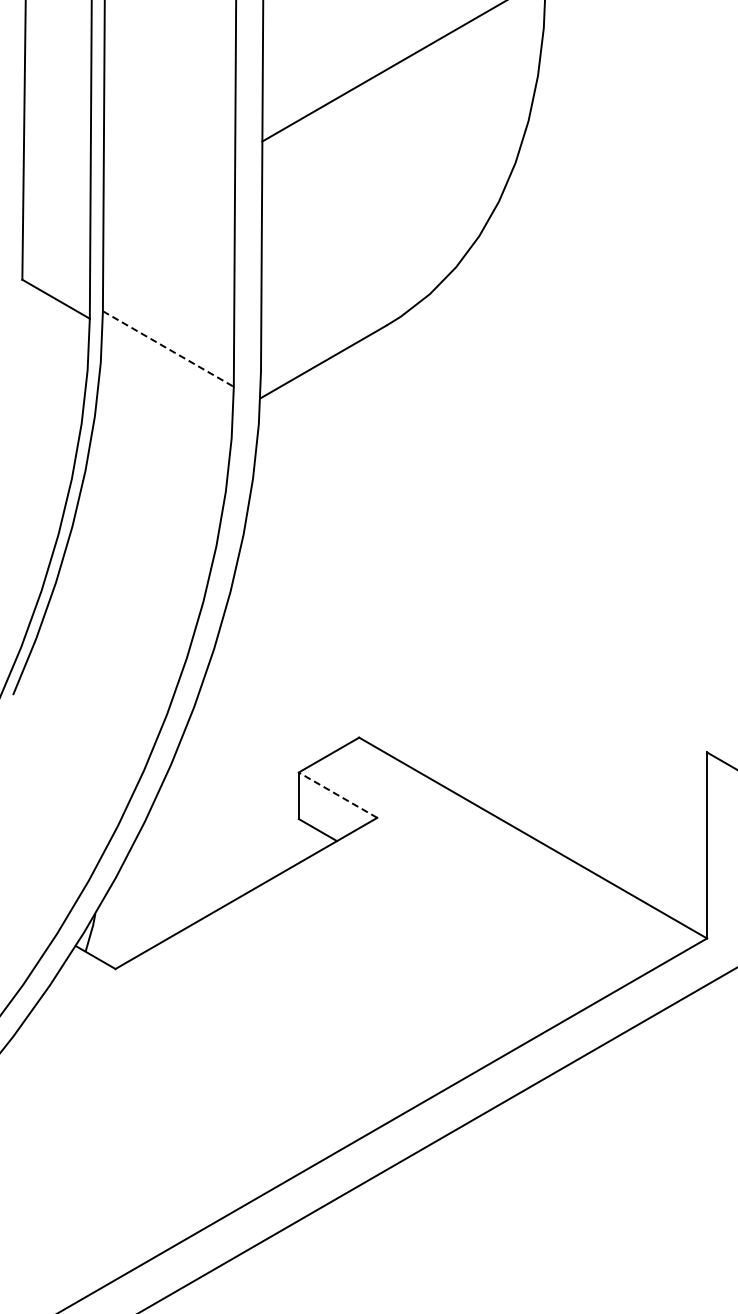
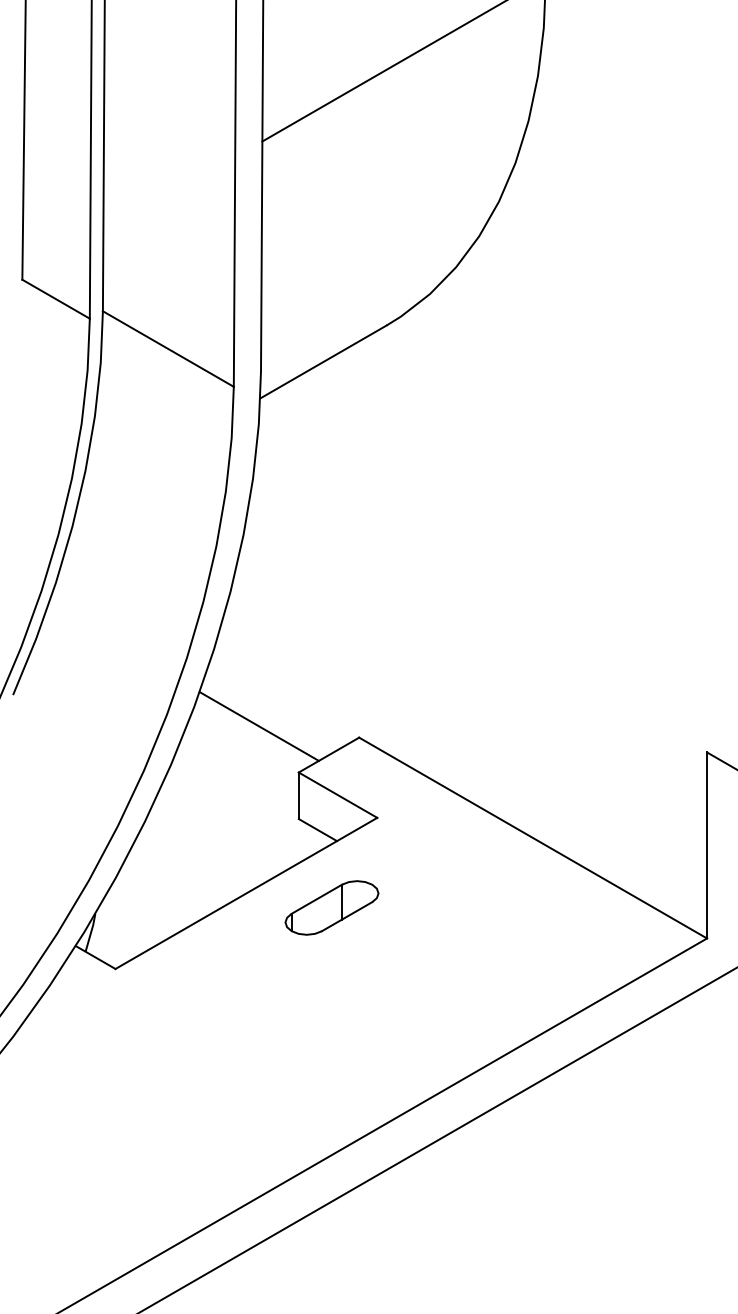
line: dashed -> solid (168, 349)
line: none -> present (258, 726)
line: dashed -> solid (337, 794)
part: none -> present (331, 907)
